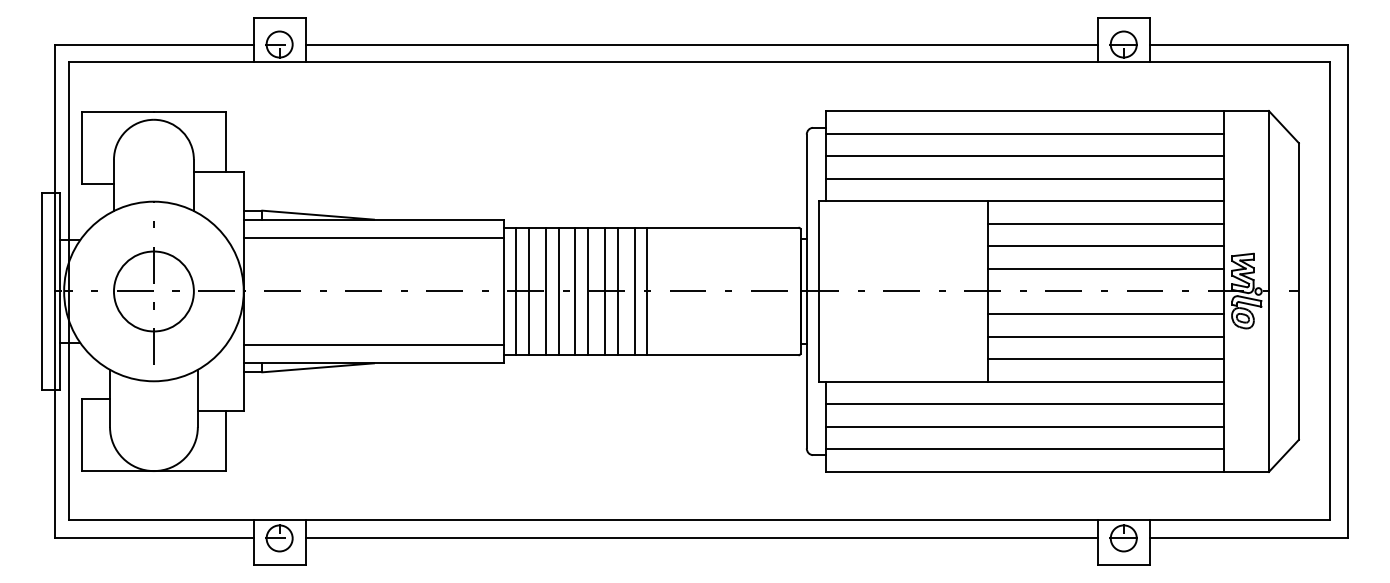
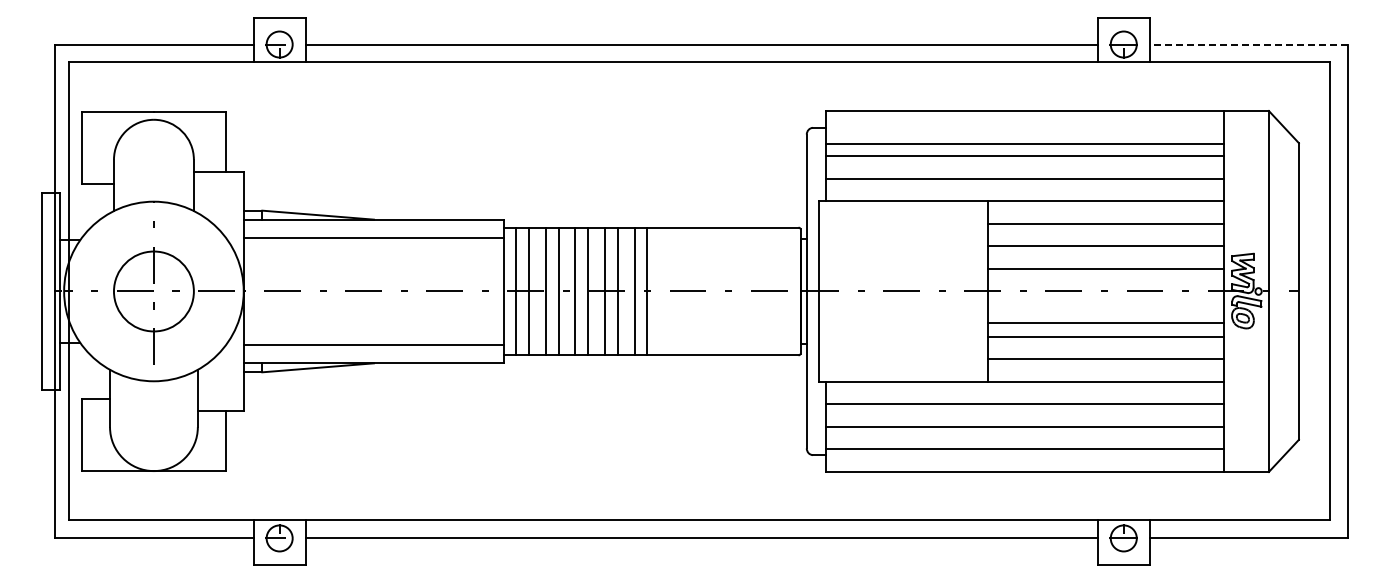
line: solid -> dashed (1248, 44)
line position: (1024, 133) -> (1024, 143) (1024, 143)
line position: (1105, 314) -> (1105, 323) (1105, 323)
